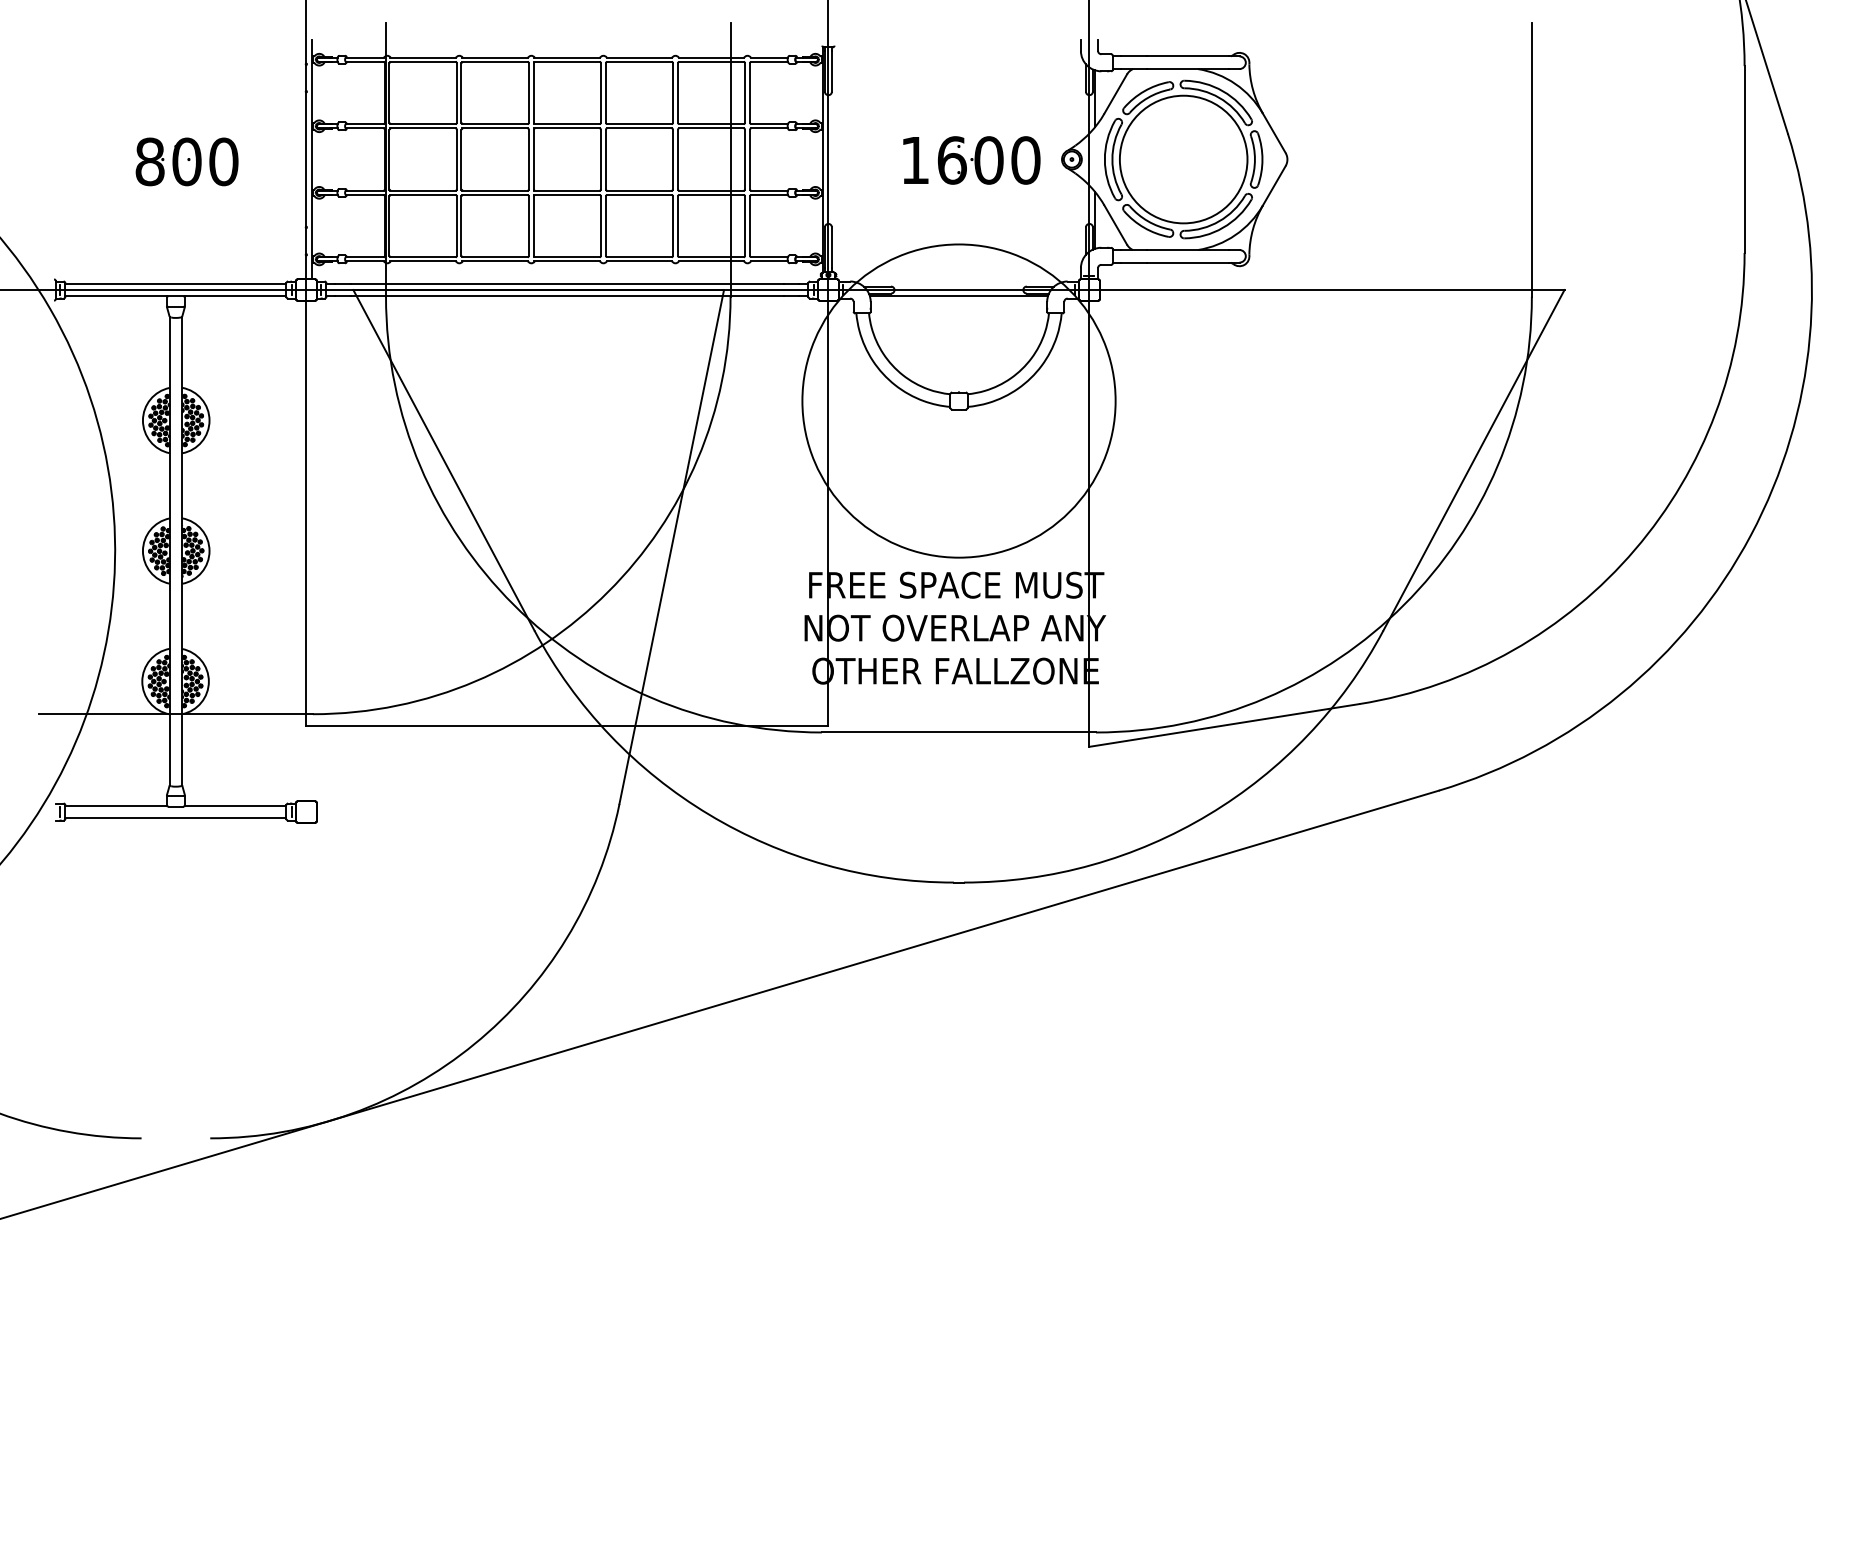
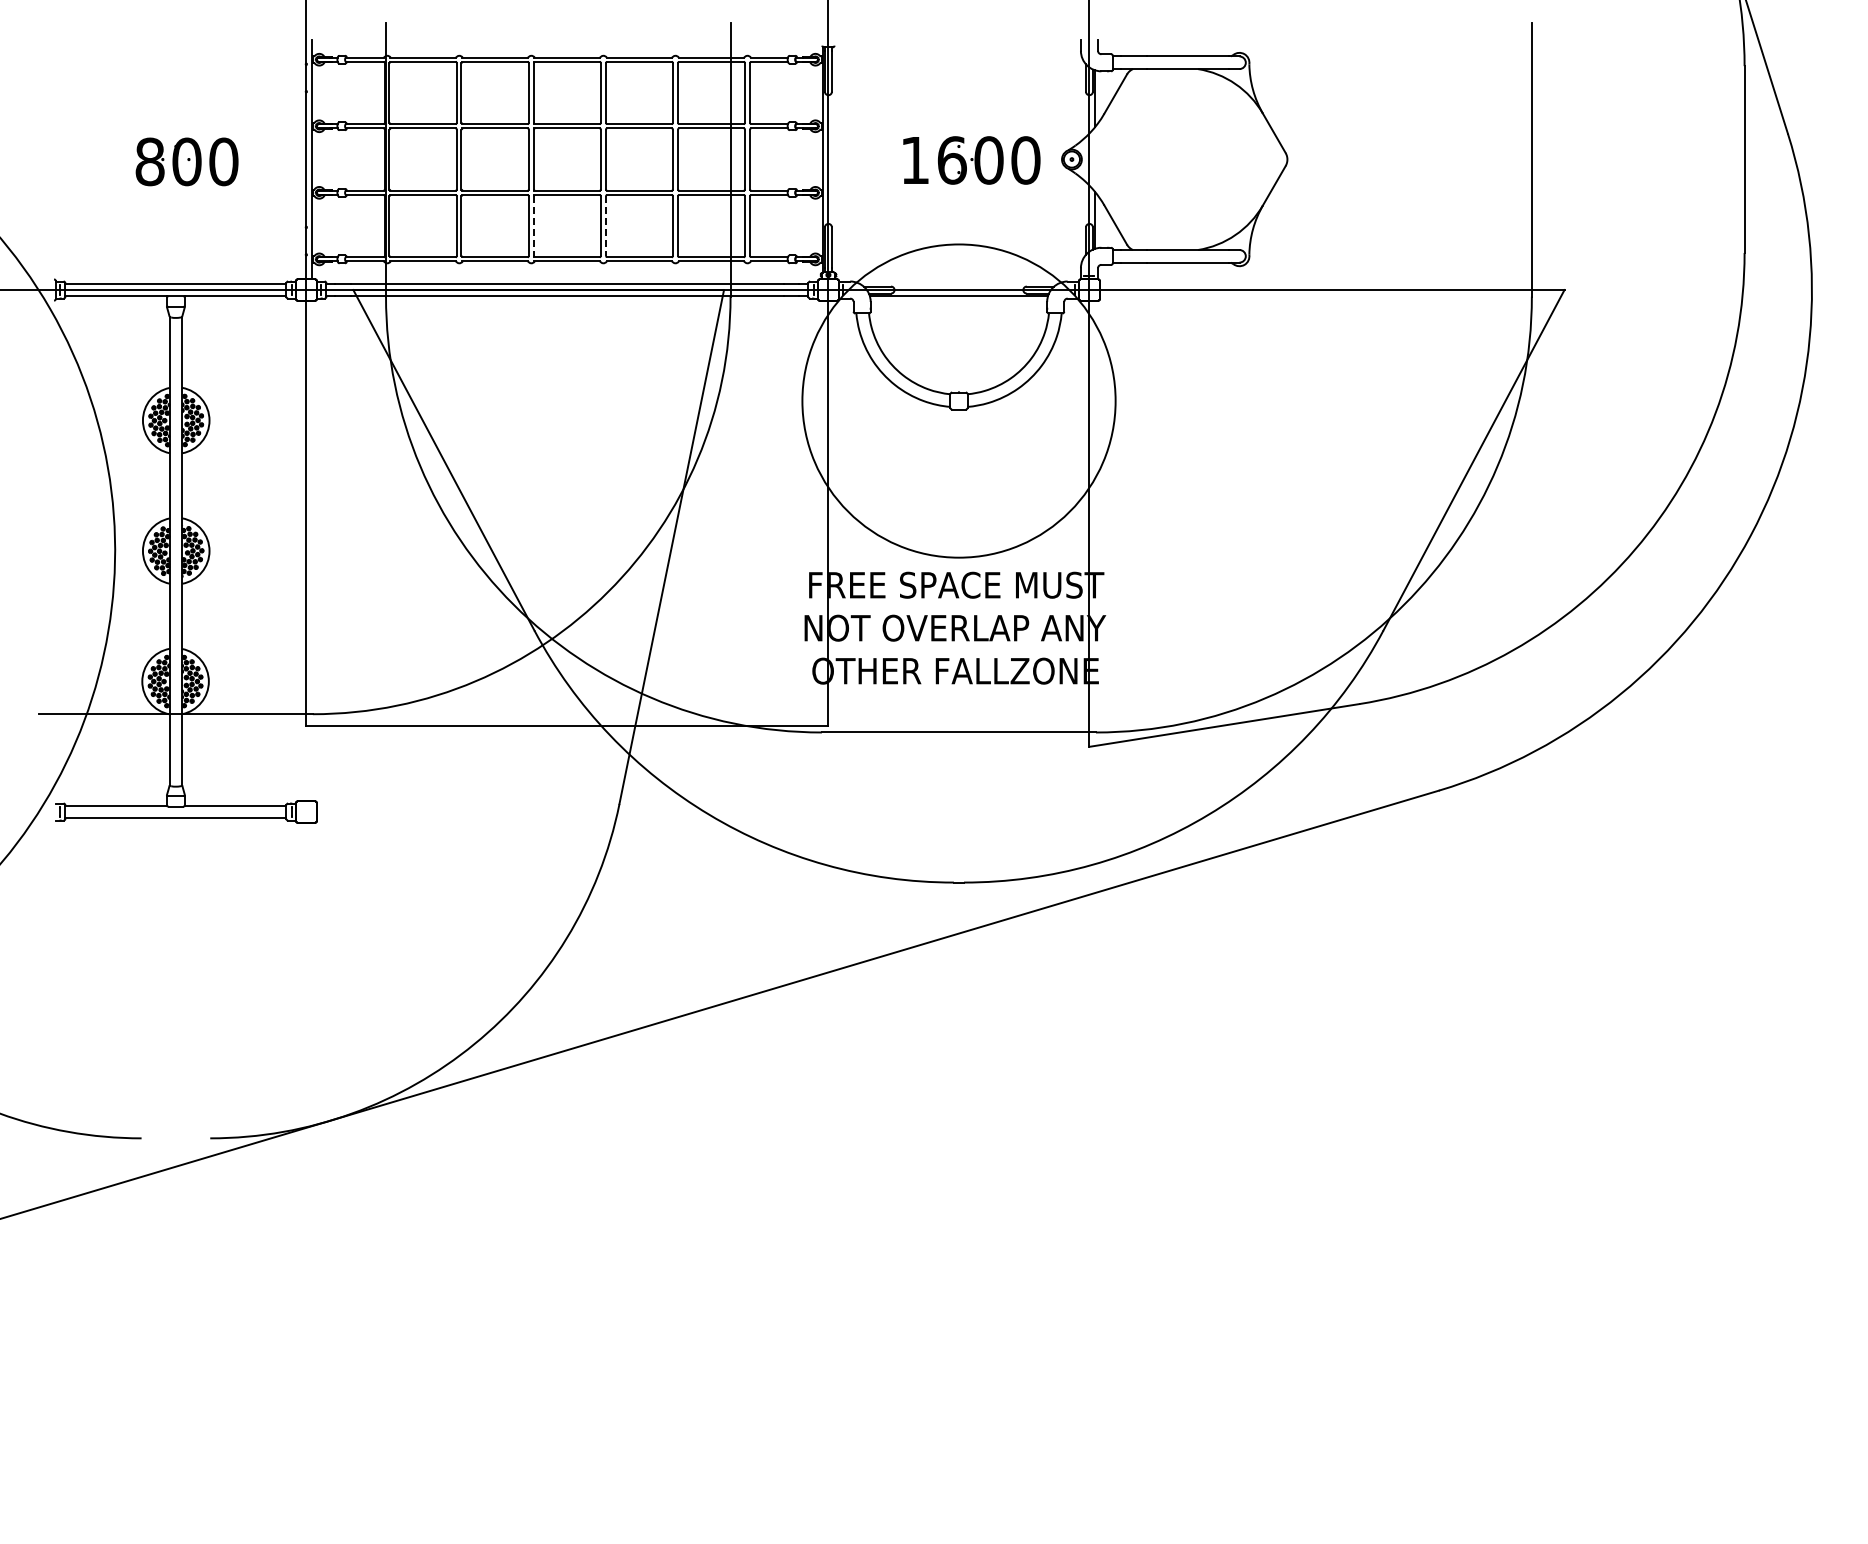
part: present -> none (1183, 159)
line: solid -> dashed (533, 226)
line: solid -> dashed (605, 226)
